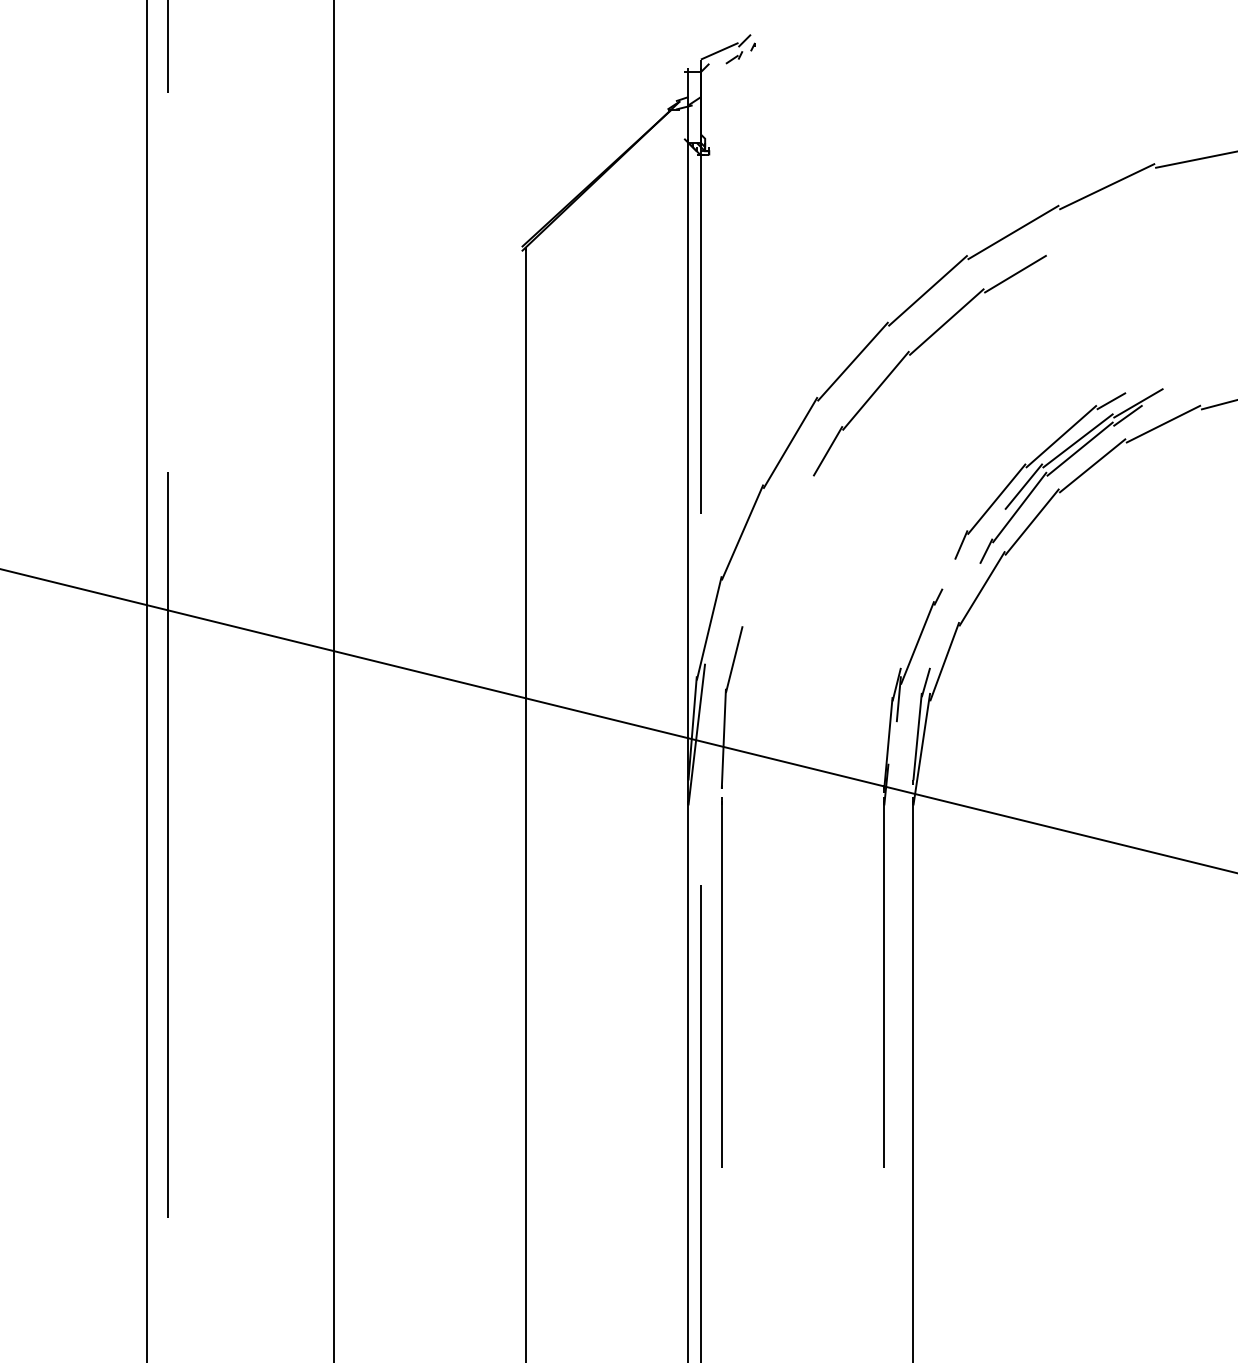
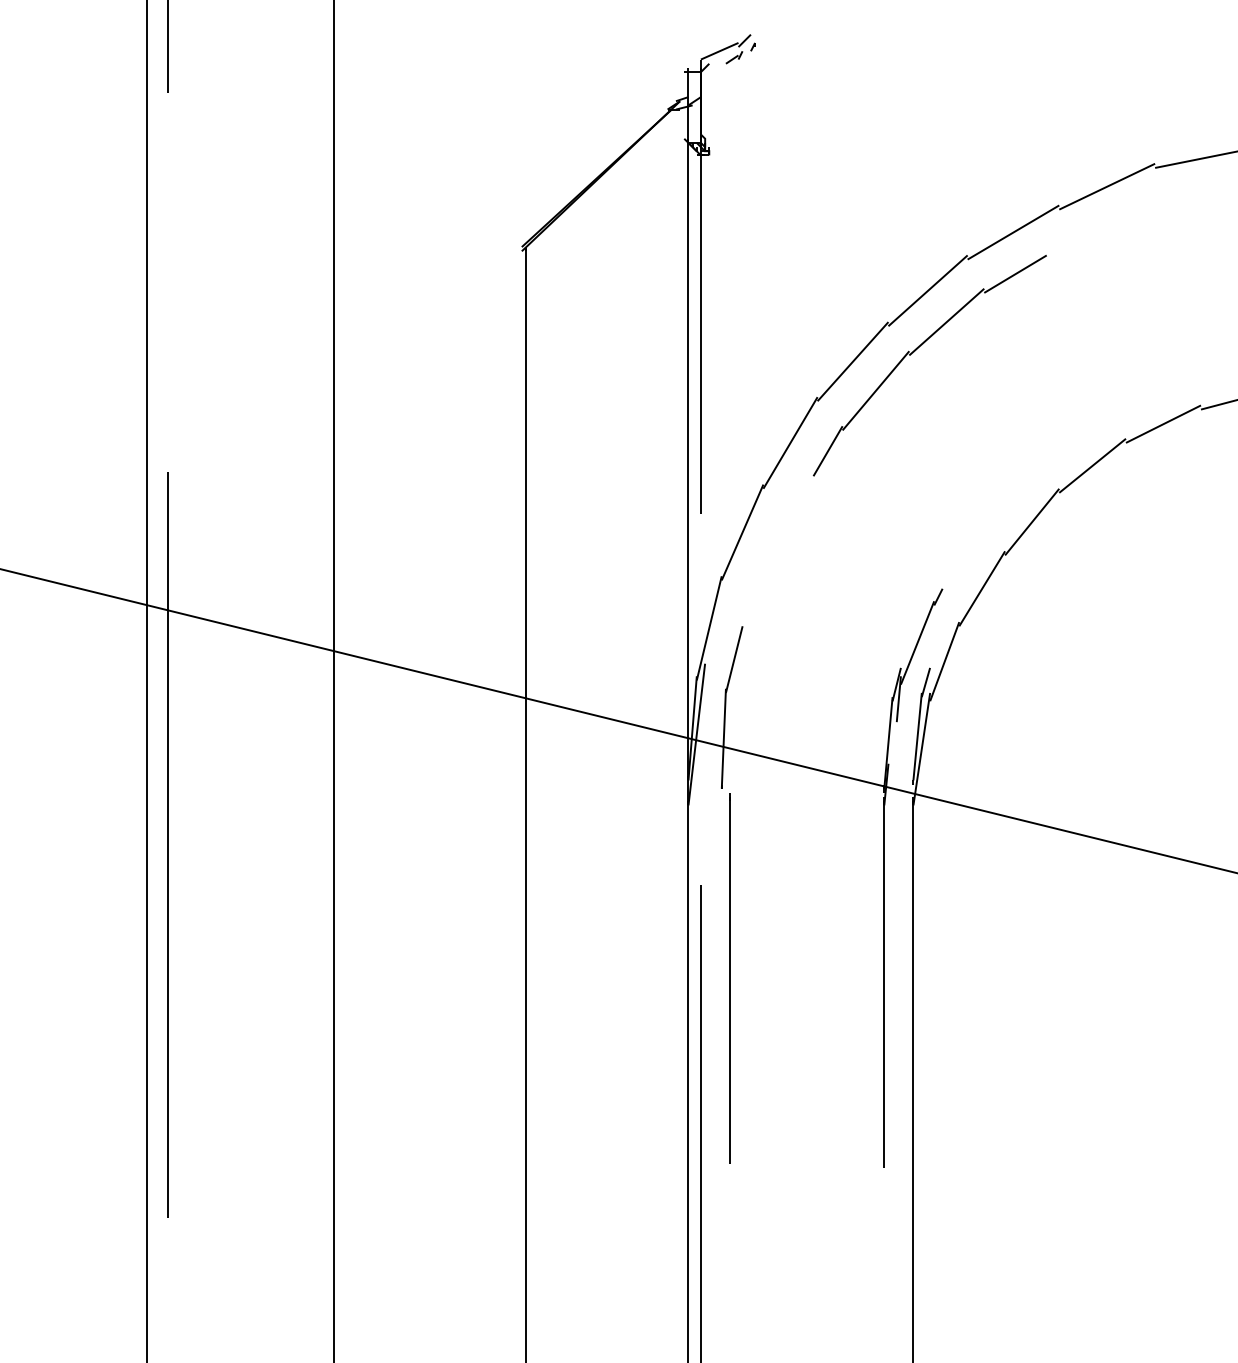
part: present -> none (1058, 475)
line position: (721, 982) -> (729, 978) (729, 978)
